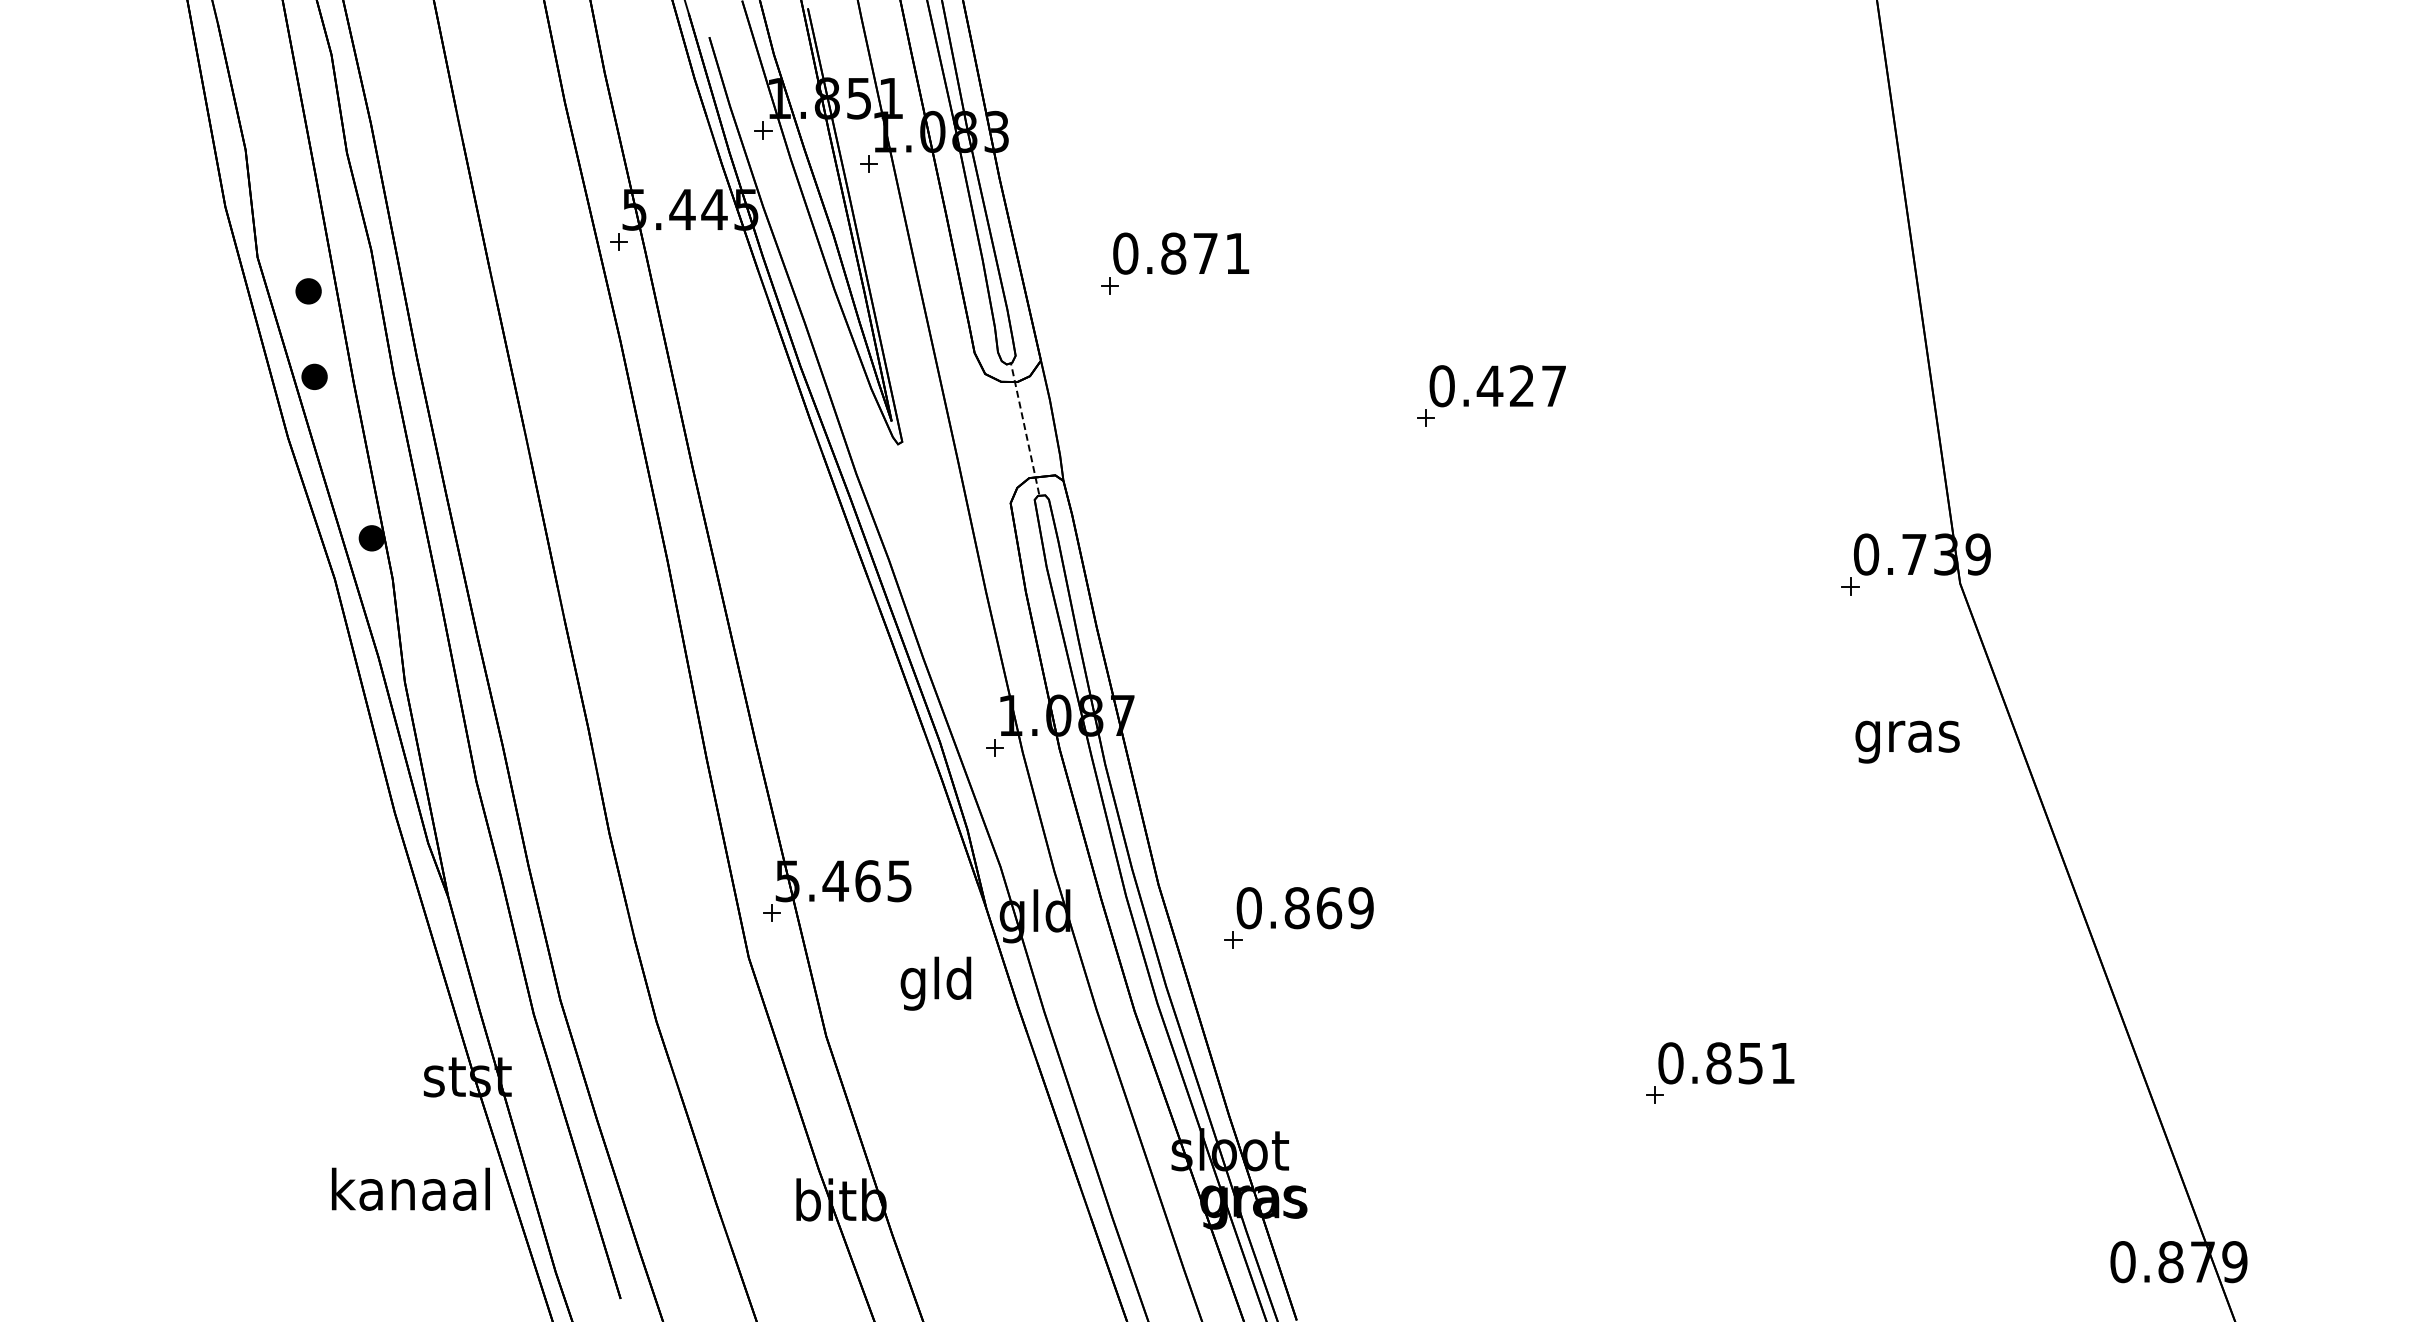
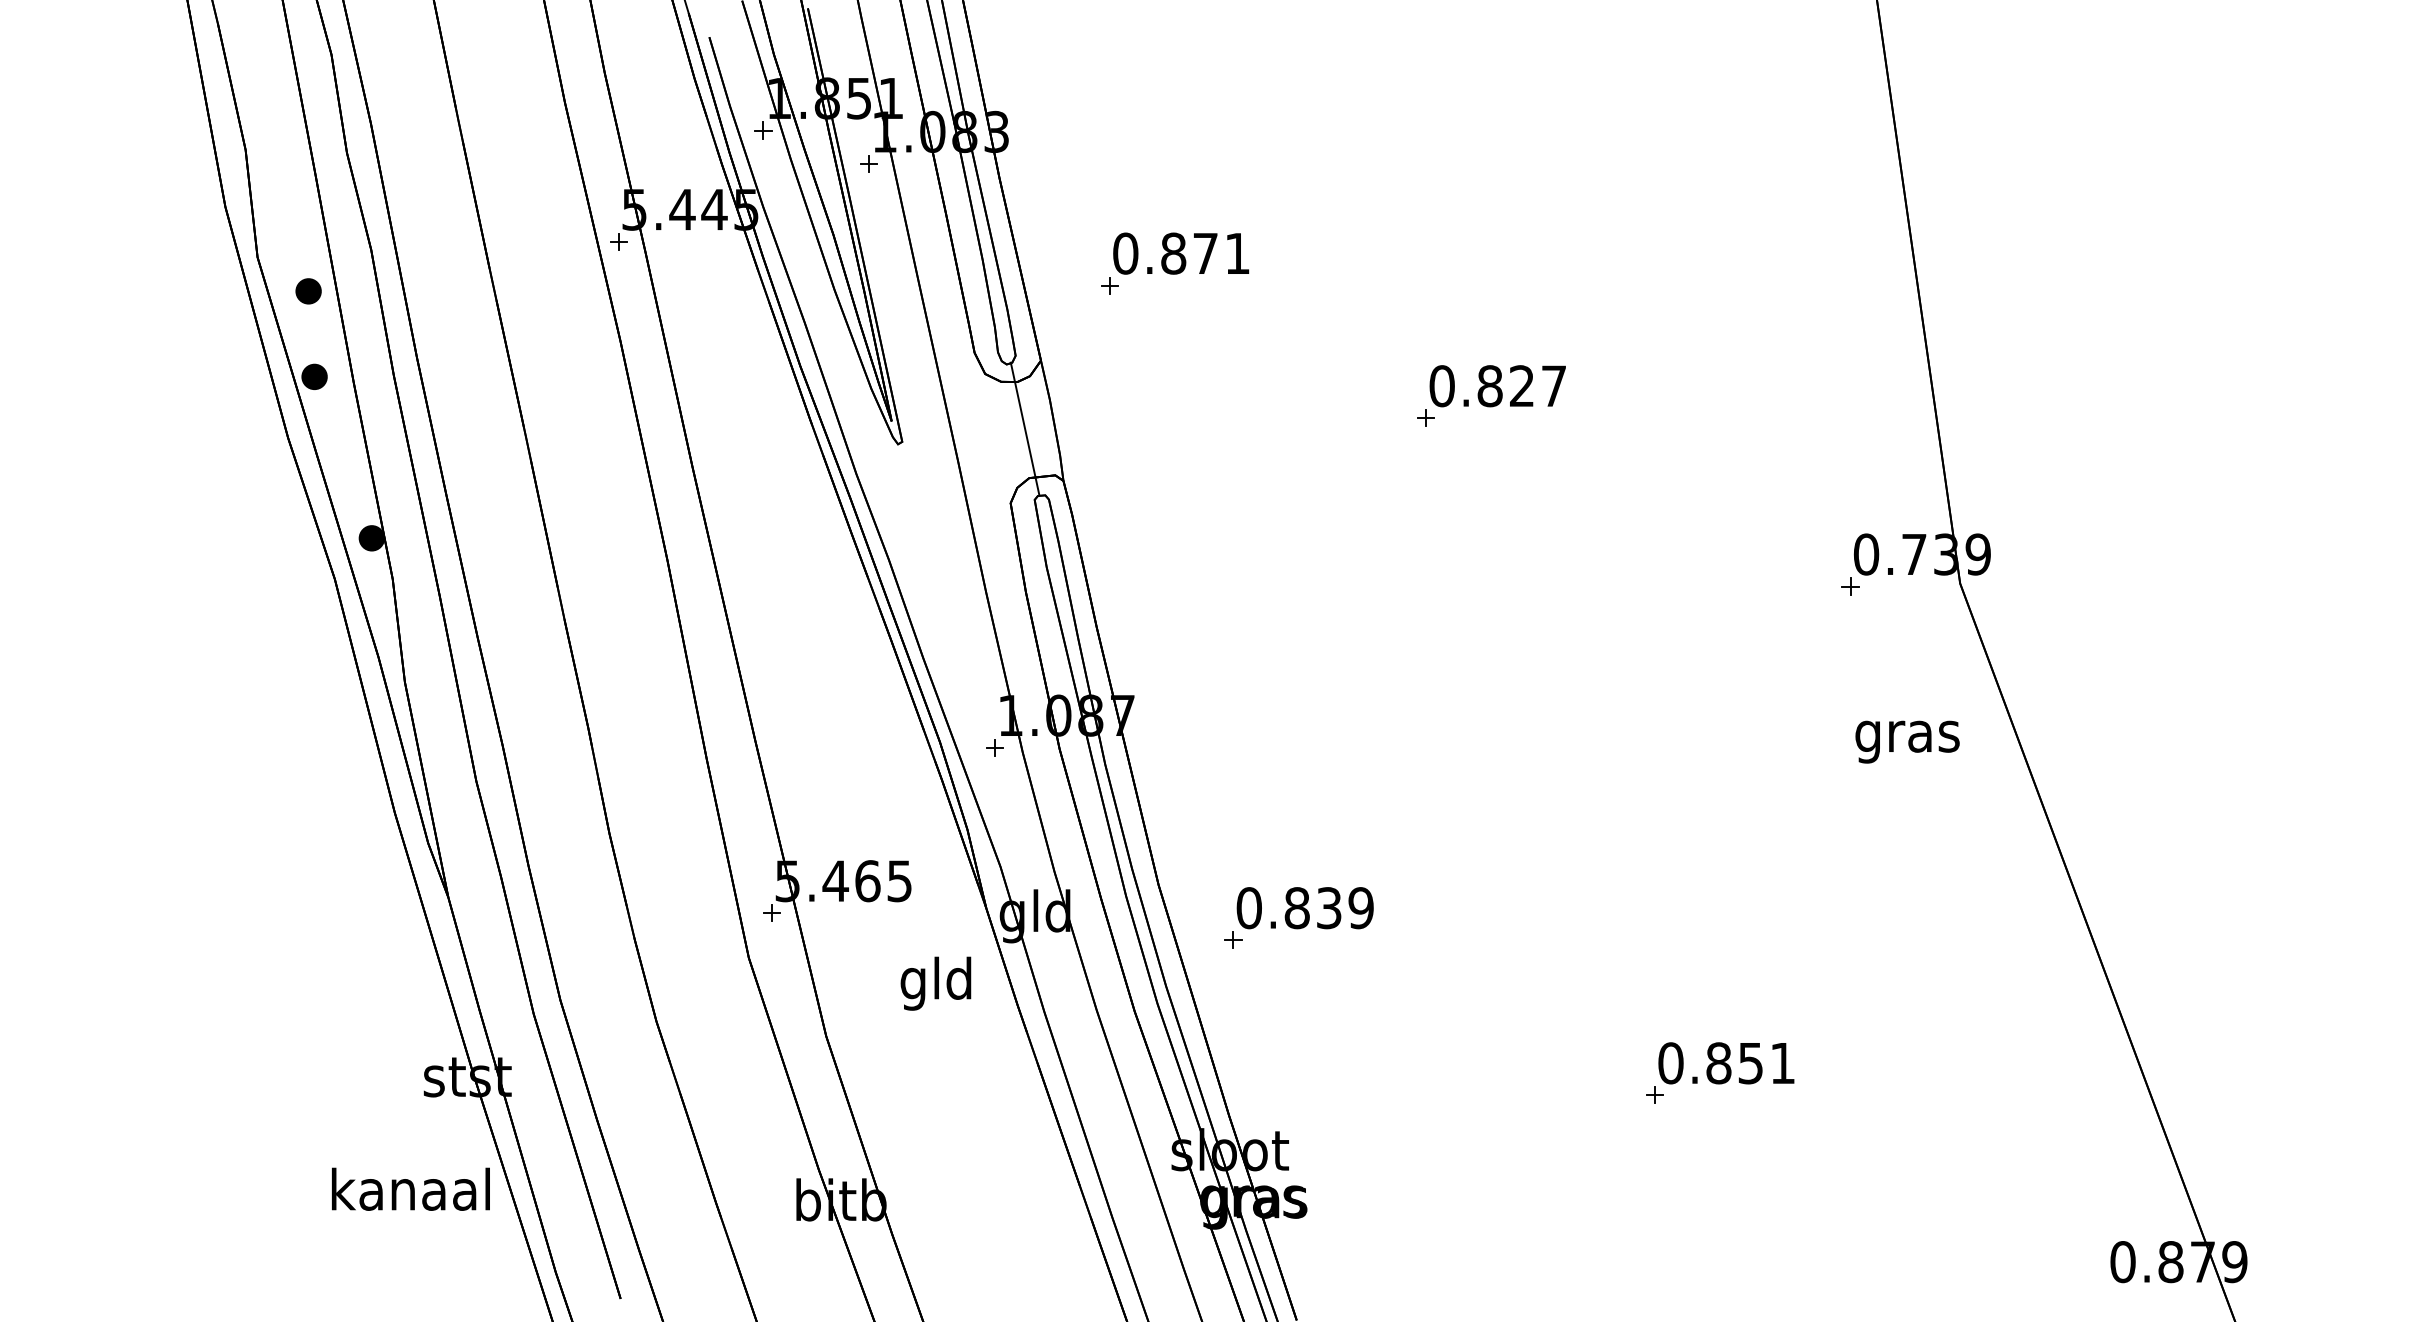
text: 0.427 -> 0.827 (1489, 386)
line: dashed -> solid (1024, 428)
text: 0.869 -> 0.839 (1329, 908)
